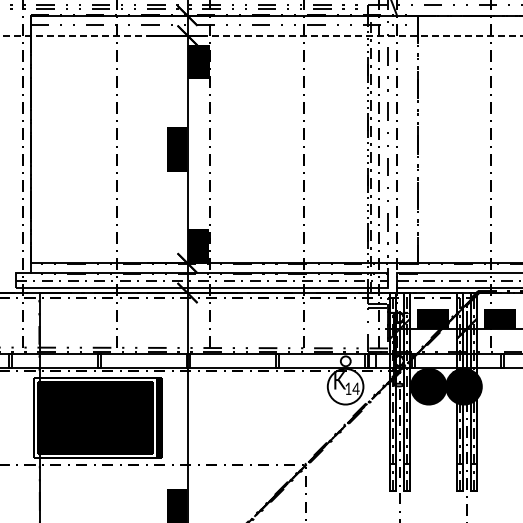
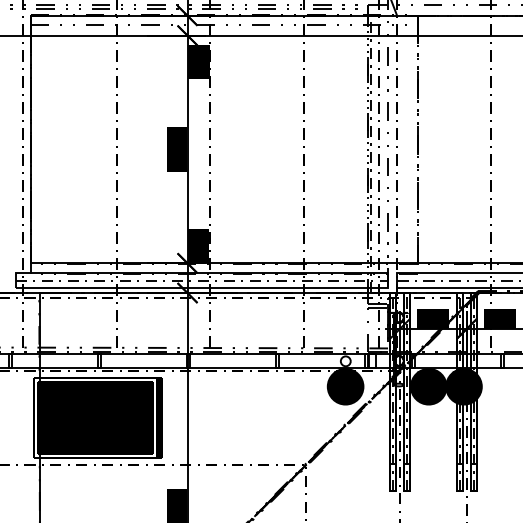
line: dashed -> solid (261, 35)
fill: none -> present (345, 386)
